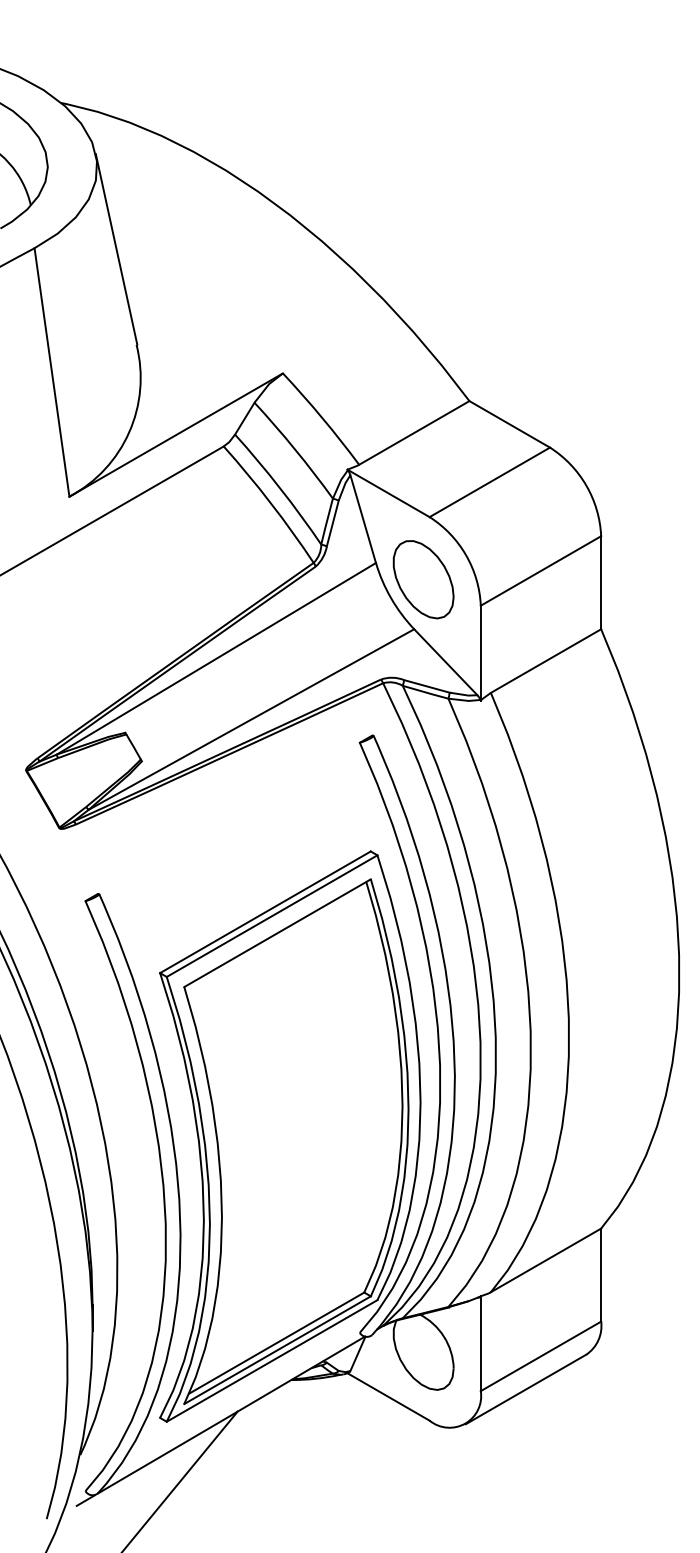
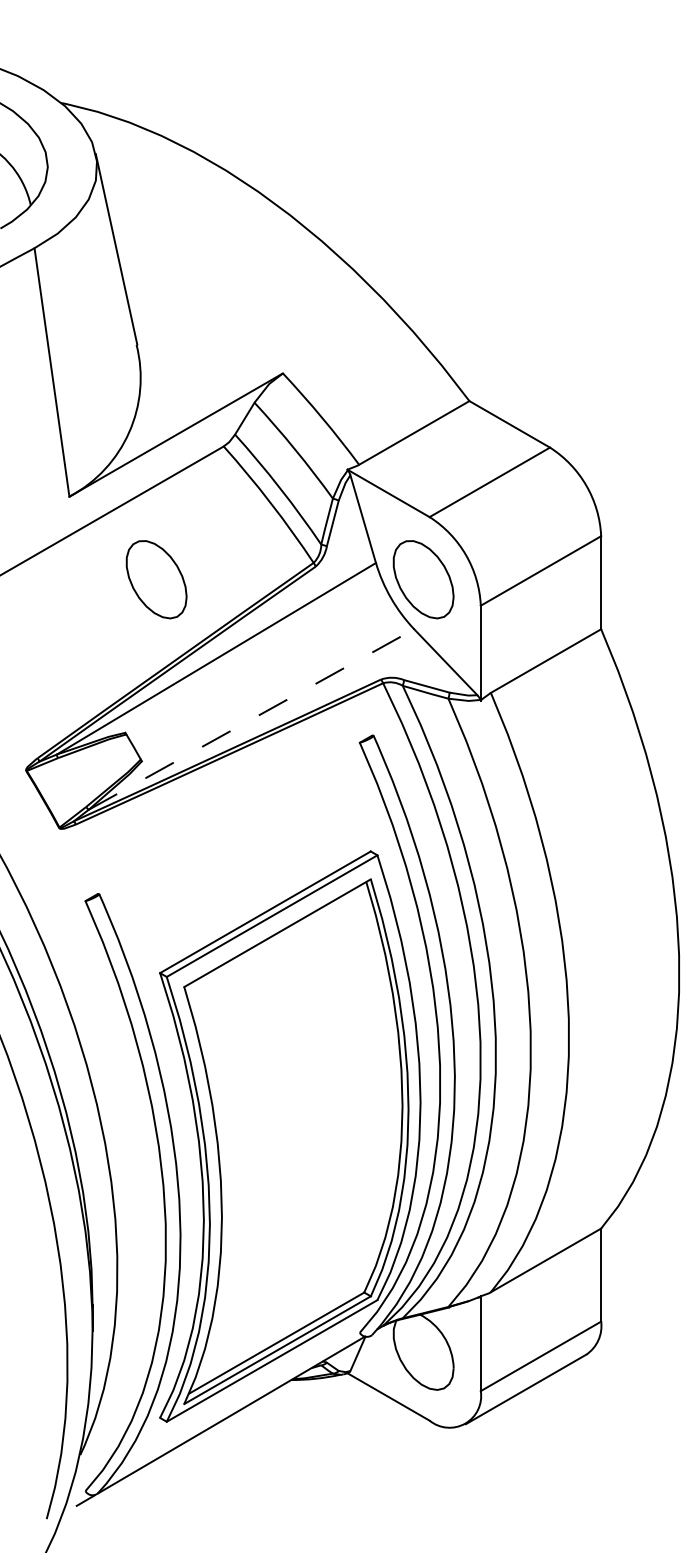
part: none -> present (156, 579)
line: solid -> dashed (251, 719)
line: present -> none (180, 1480)
